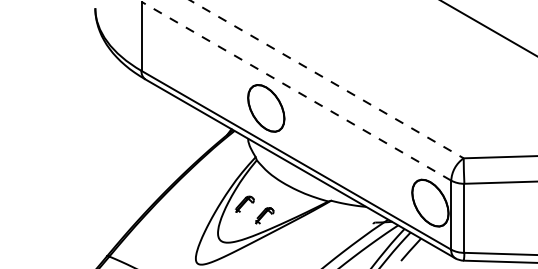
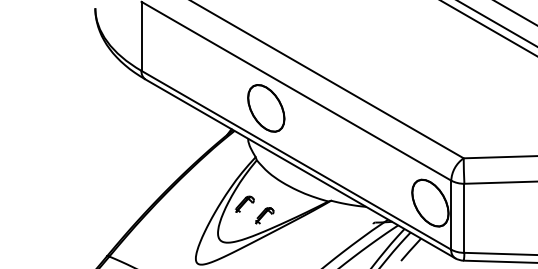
line: none -> present (515, 13)
line: none -> present (497, 23)
line: dashed -> solid (327, 79)
line: dashed -> solid (296, 91)
